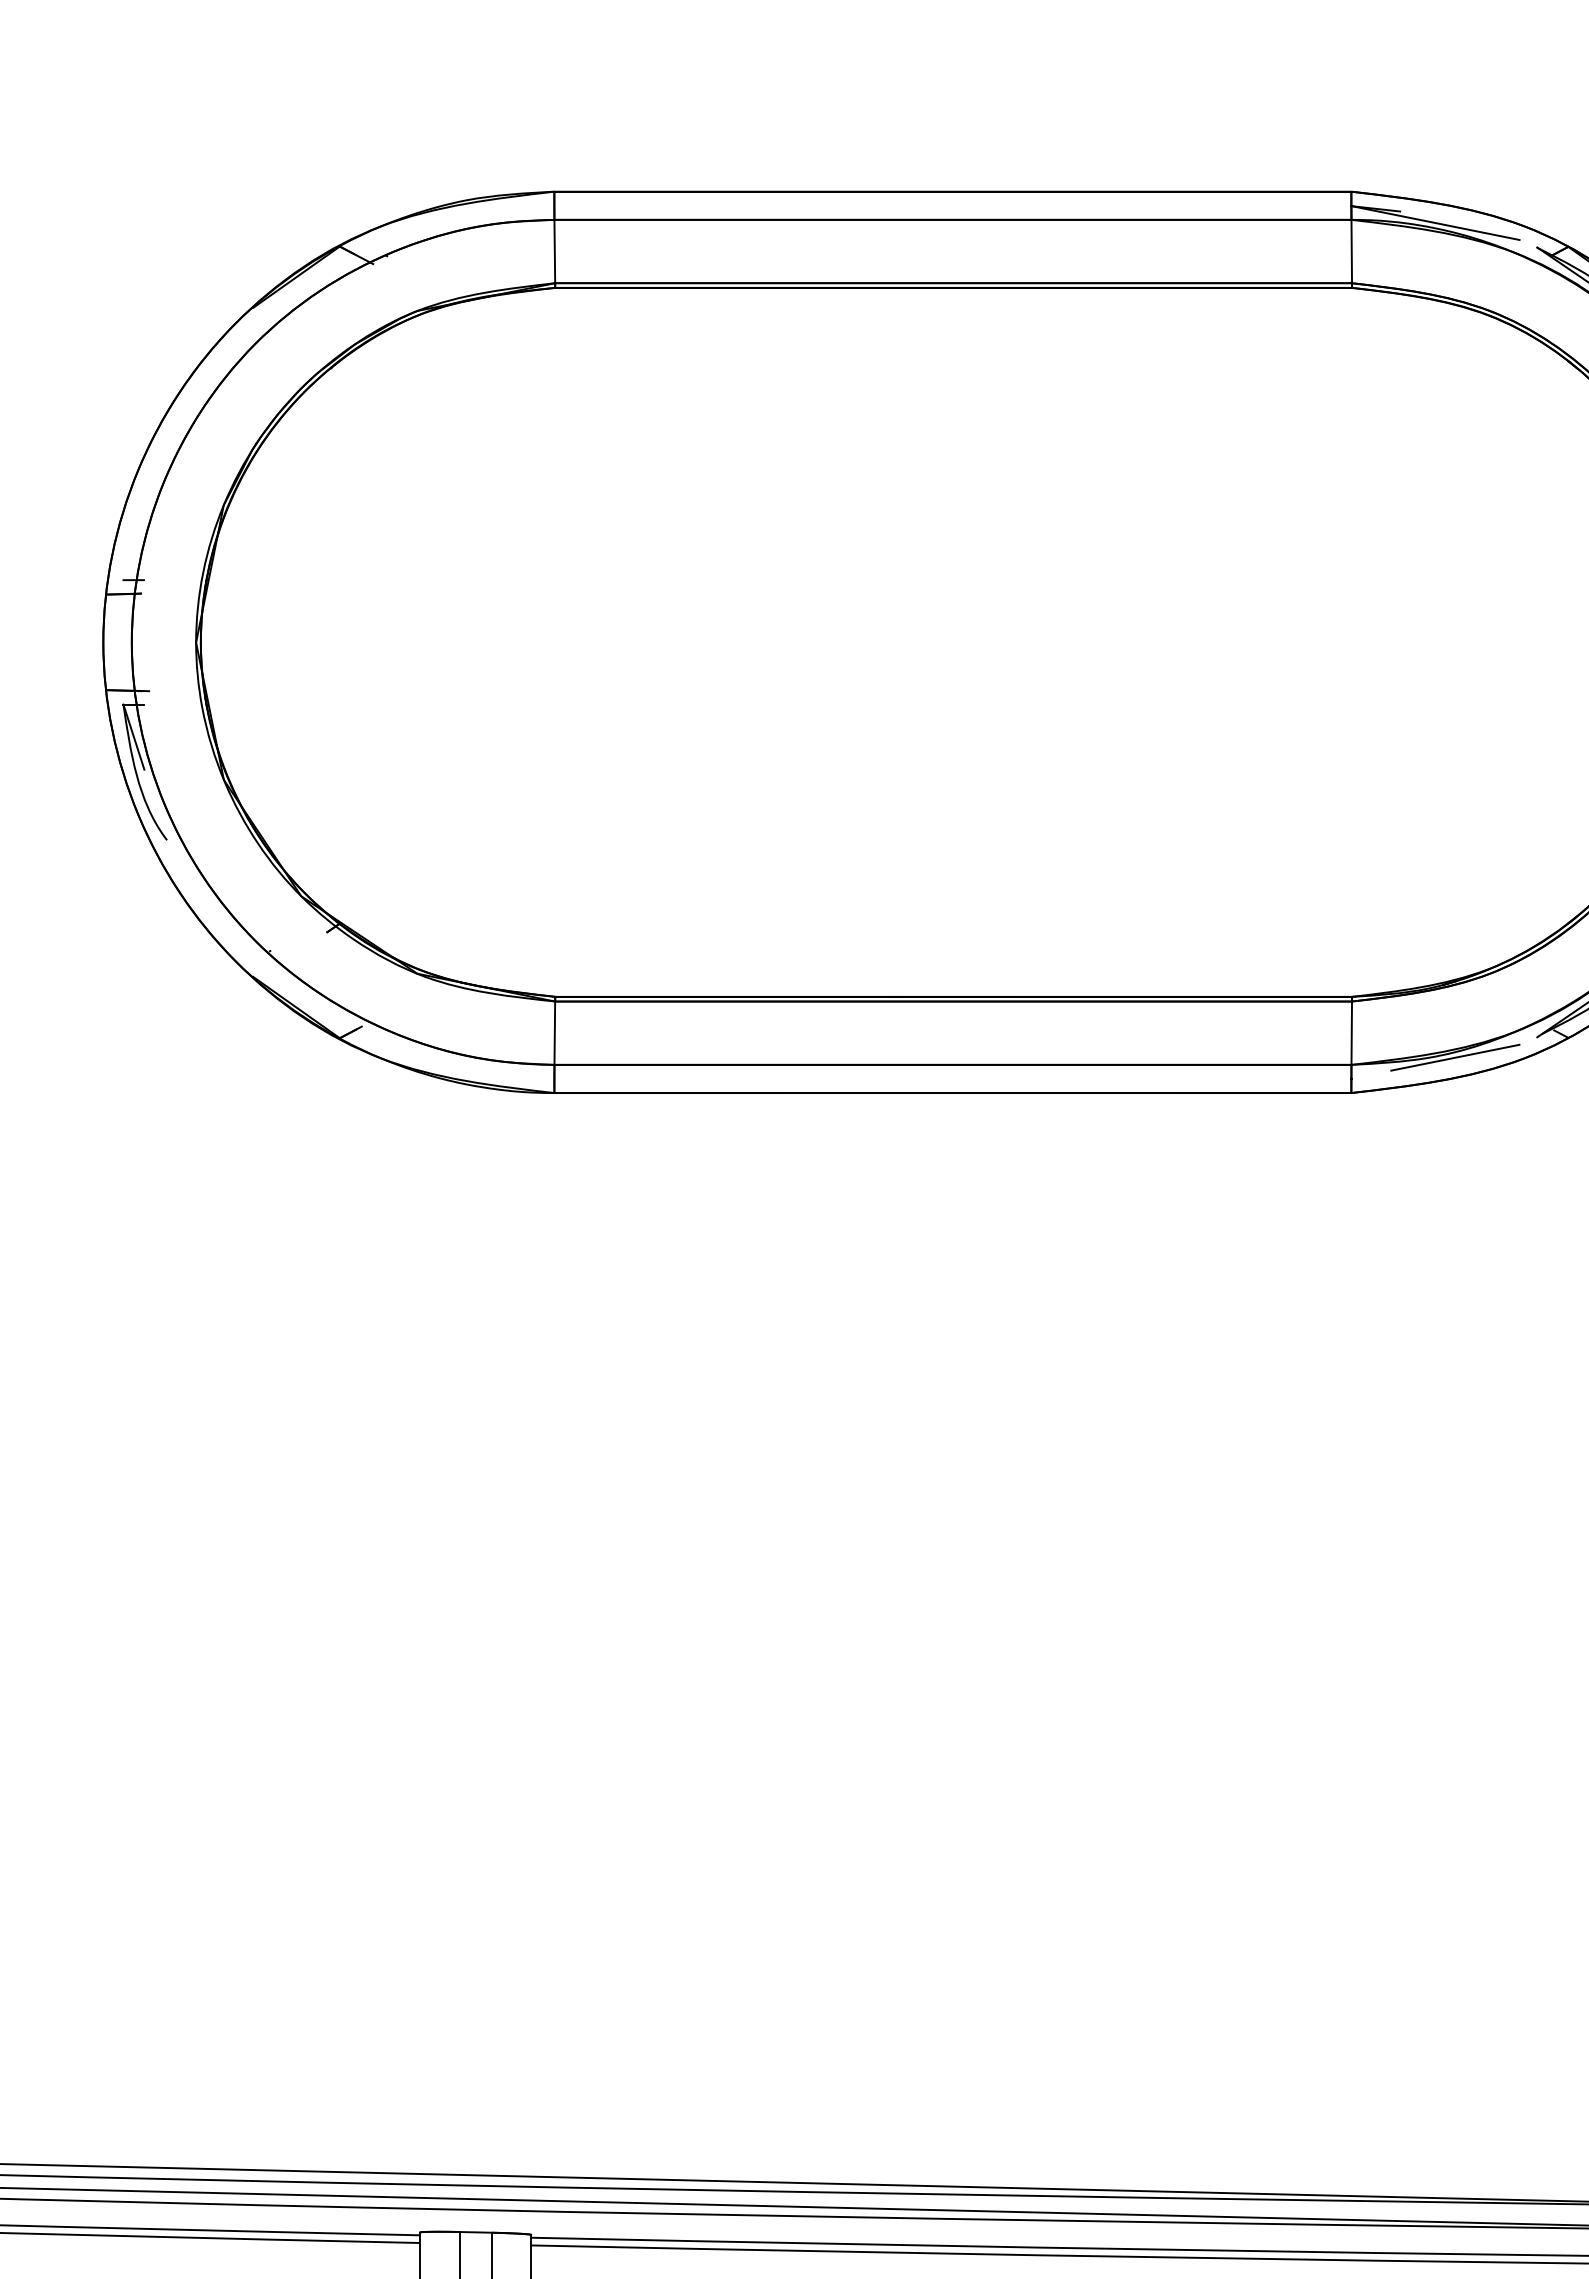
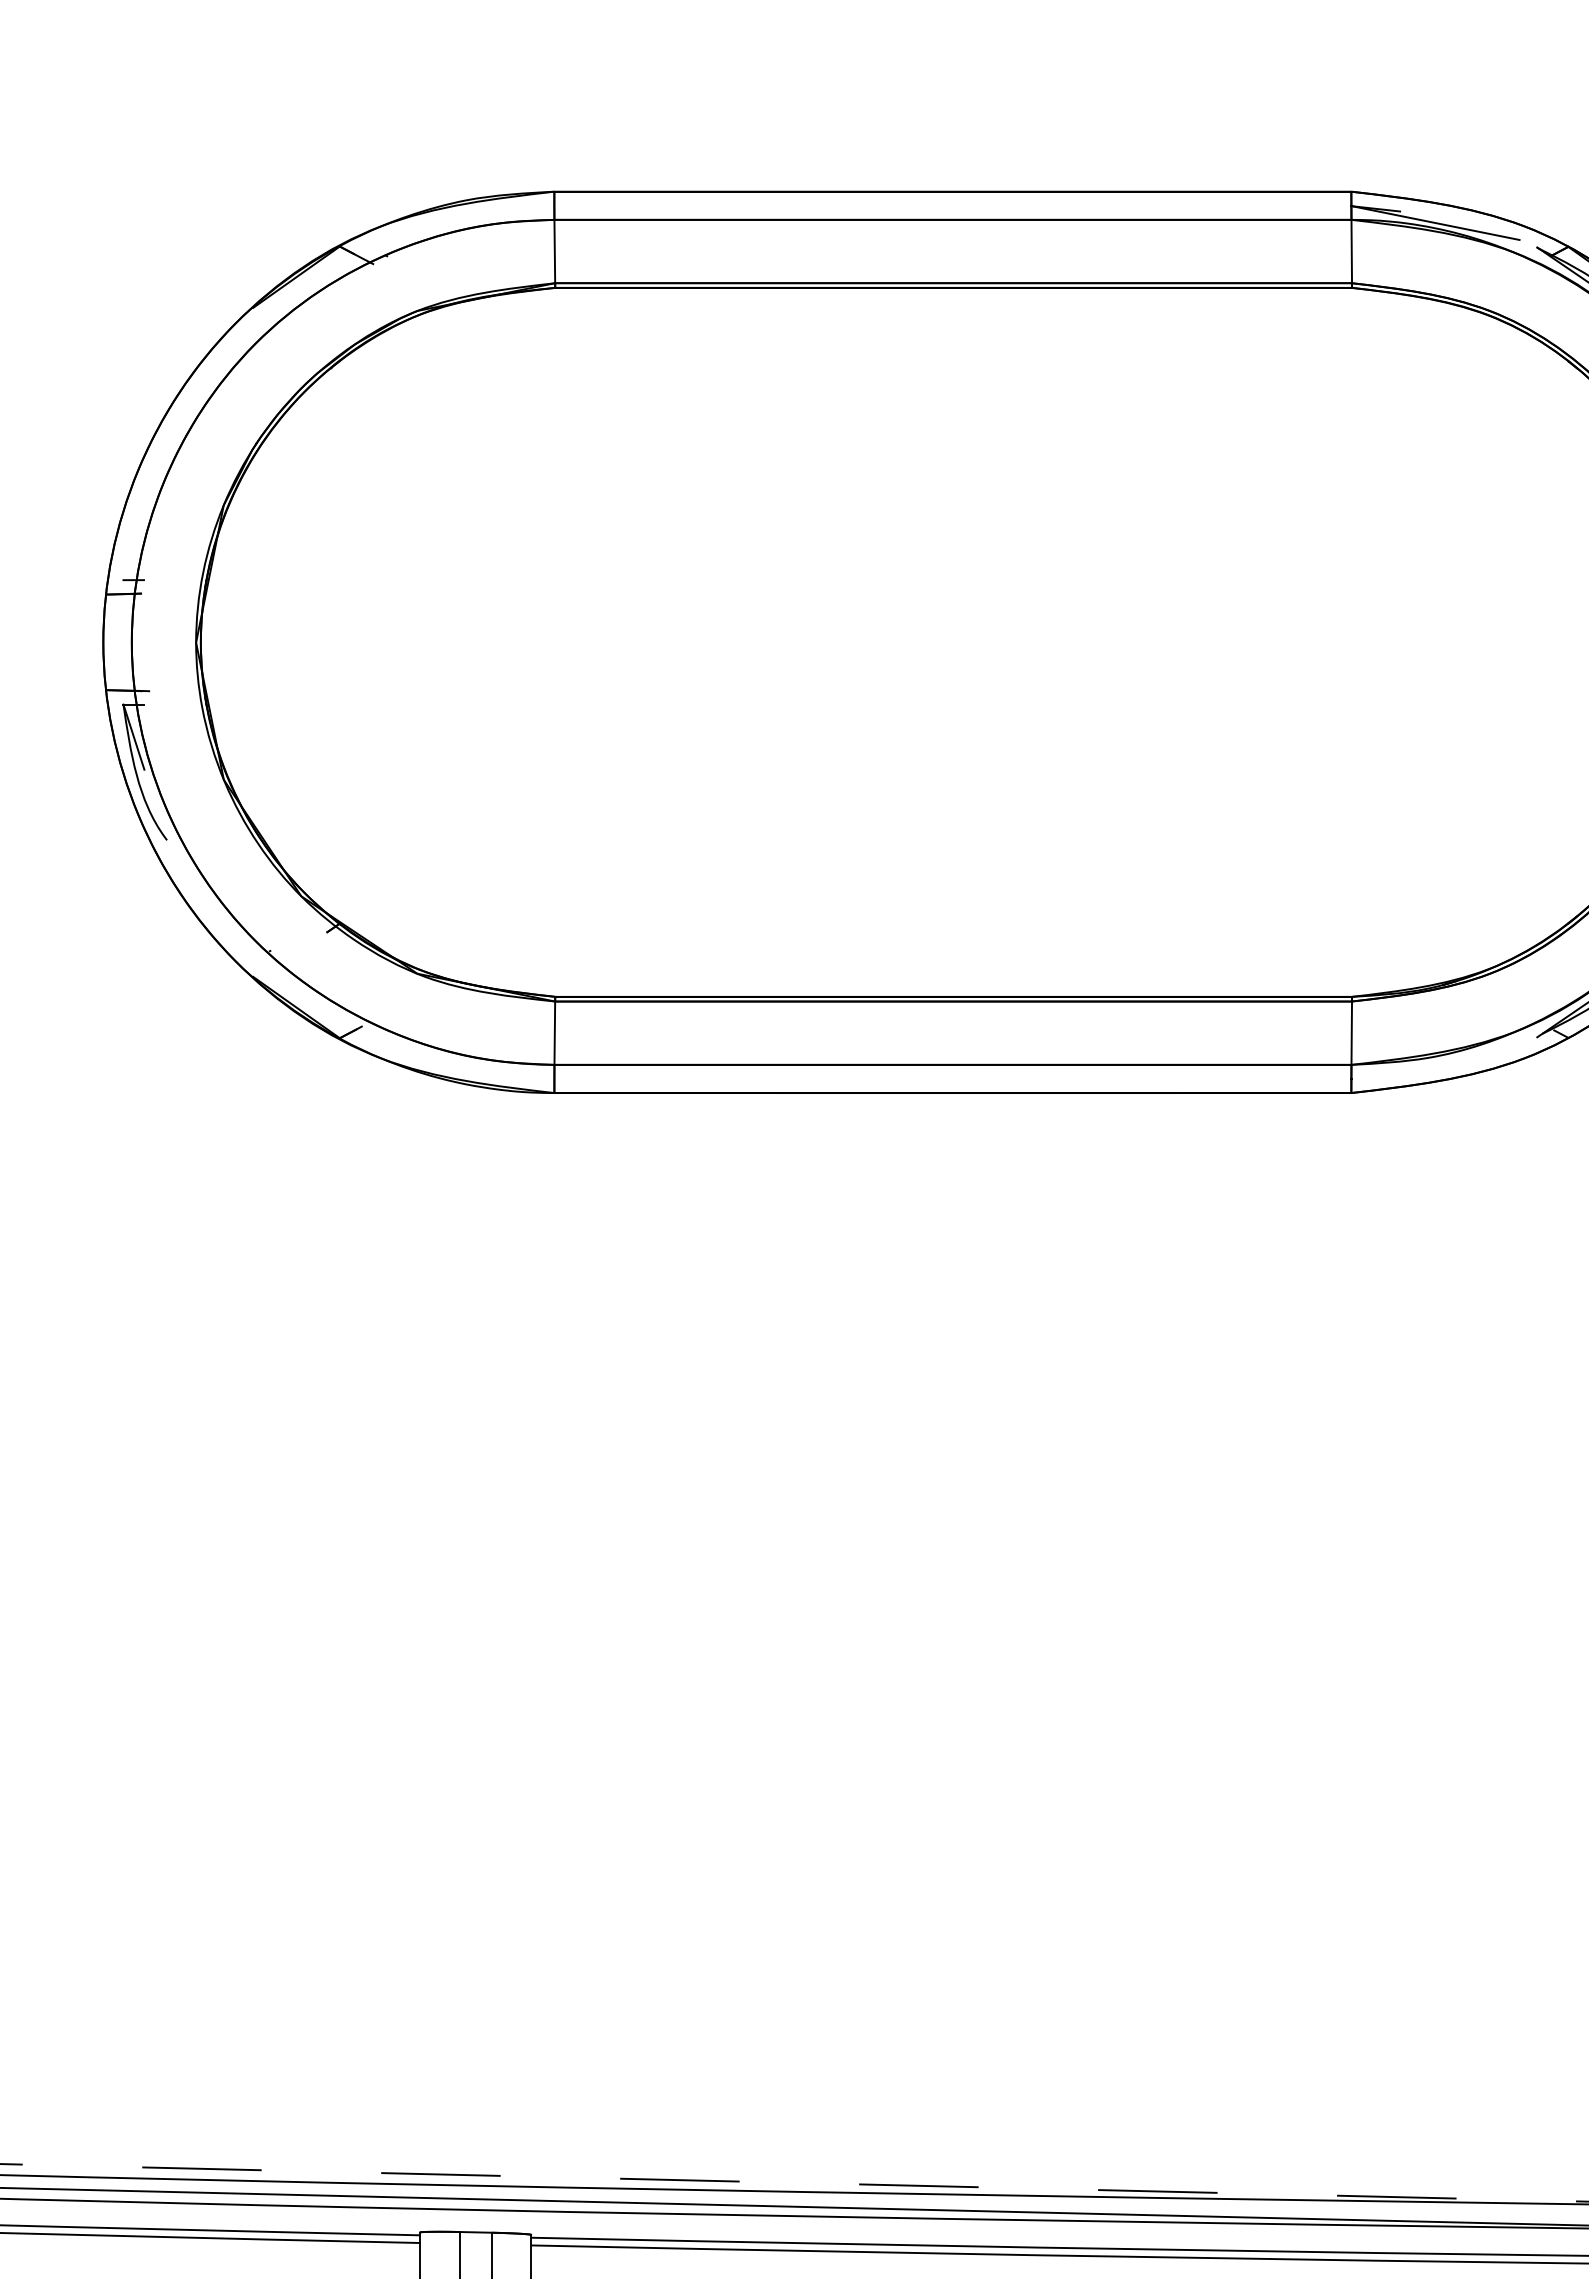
line: present -> none (1455, 1057)
line: solid -> dashed (794, 2182)
